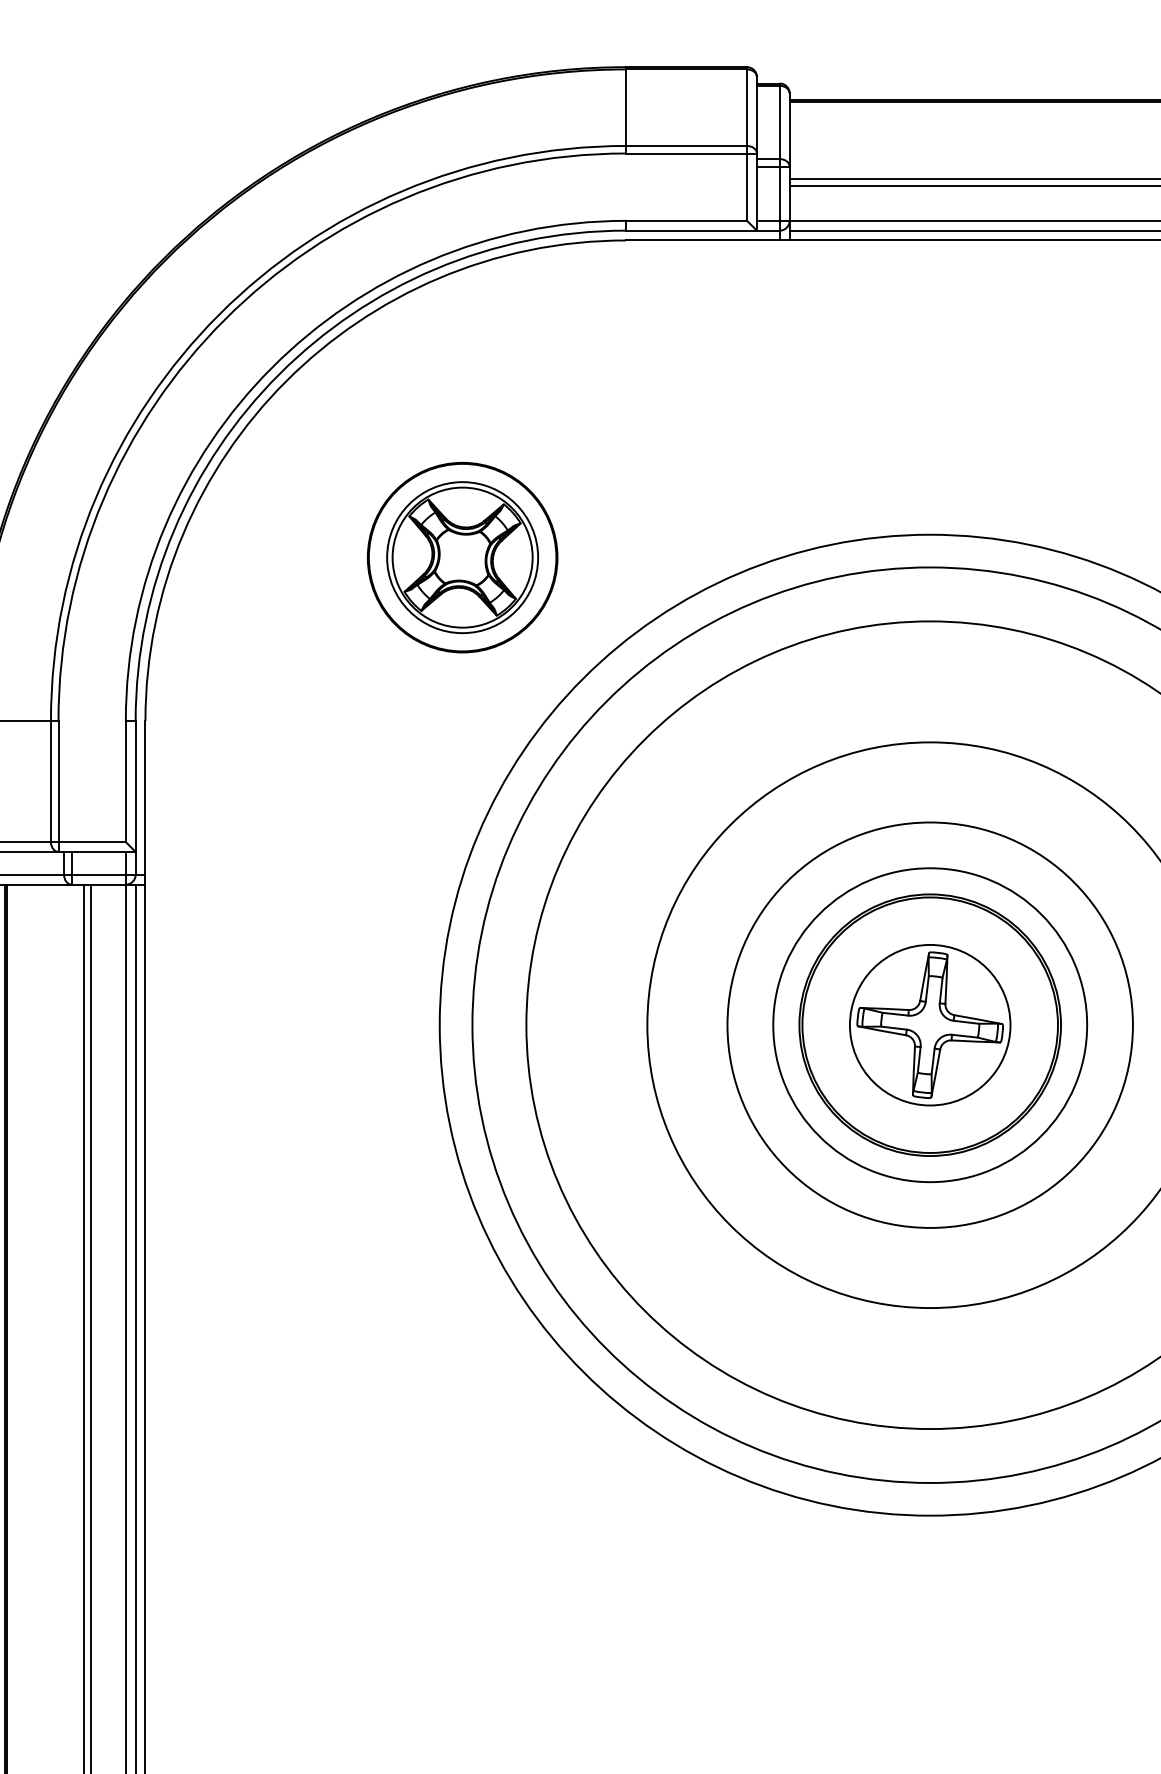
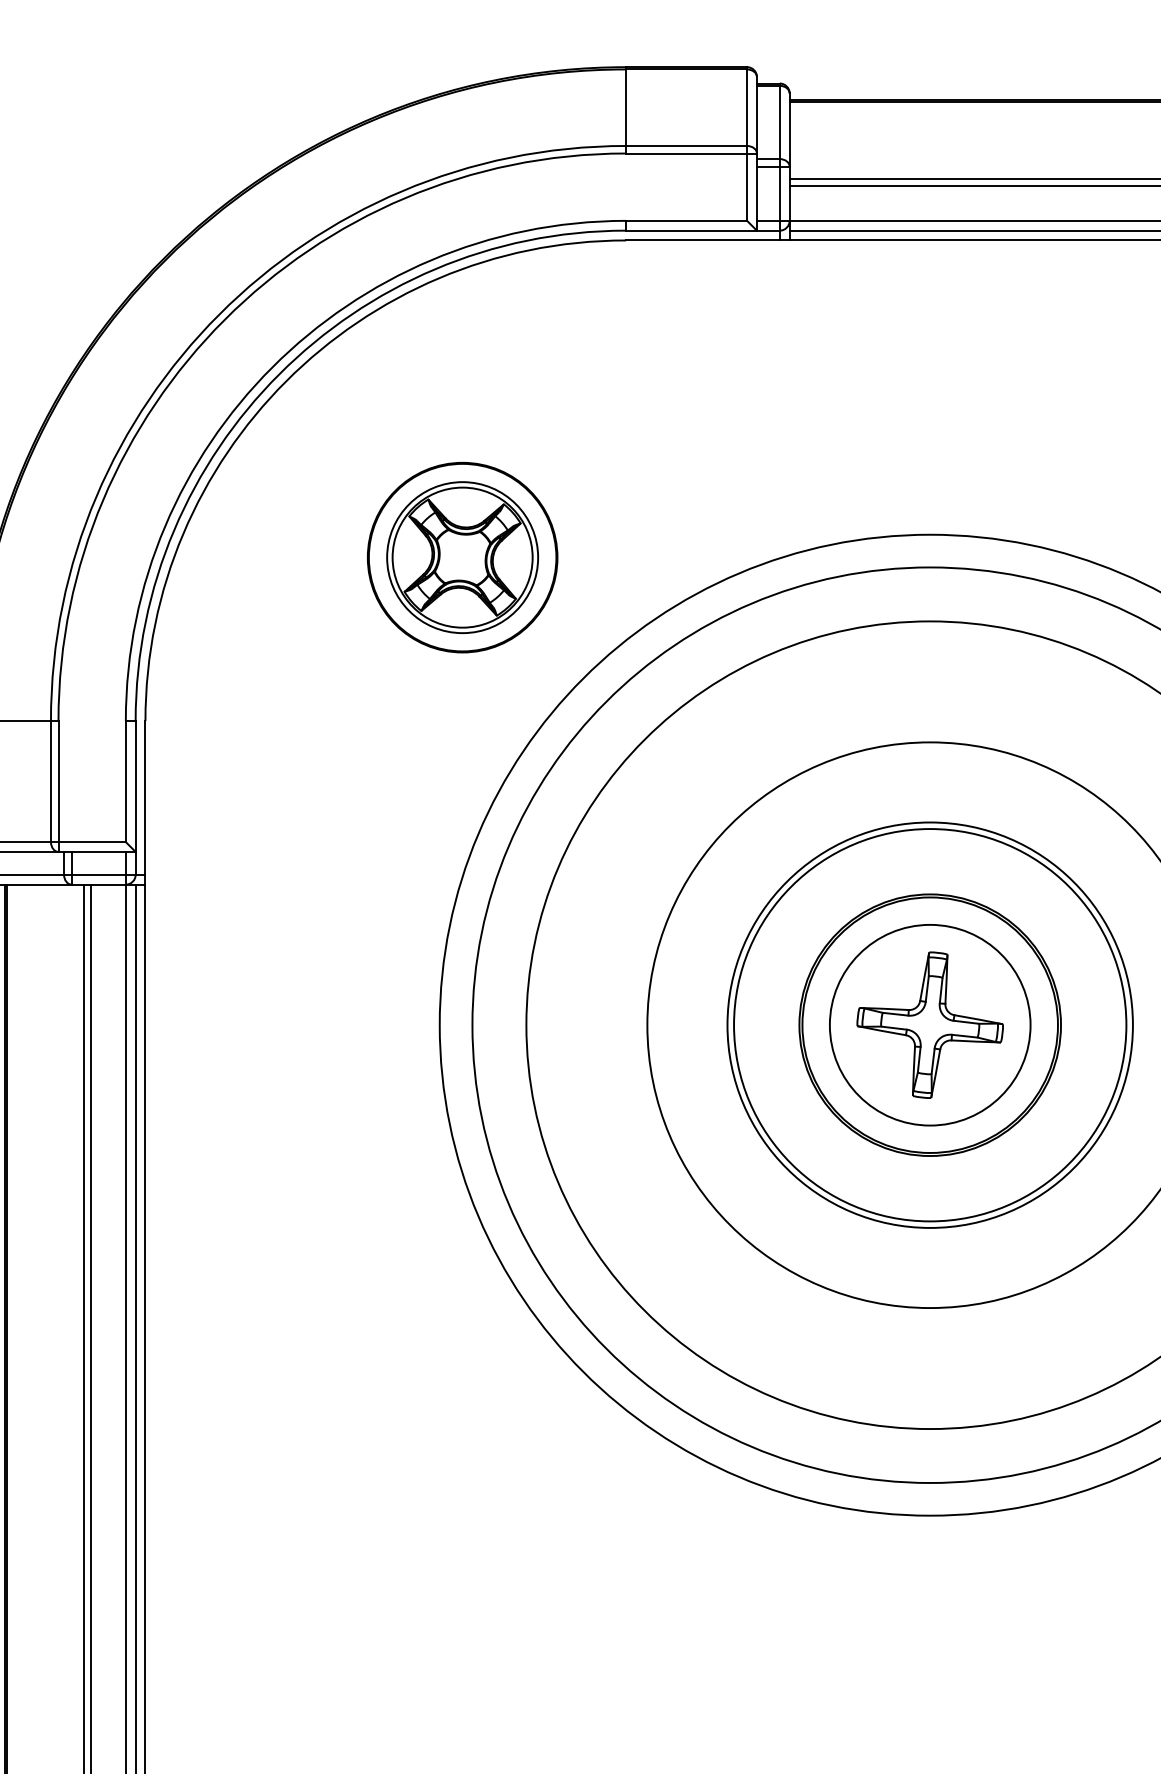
circle diameter: 161 px -> 201 px (929, 1024)
circle diameter: 314 px -> 392 px (930, 1025)
